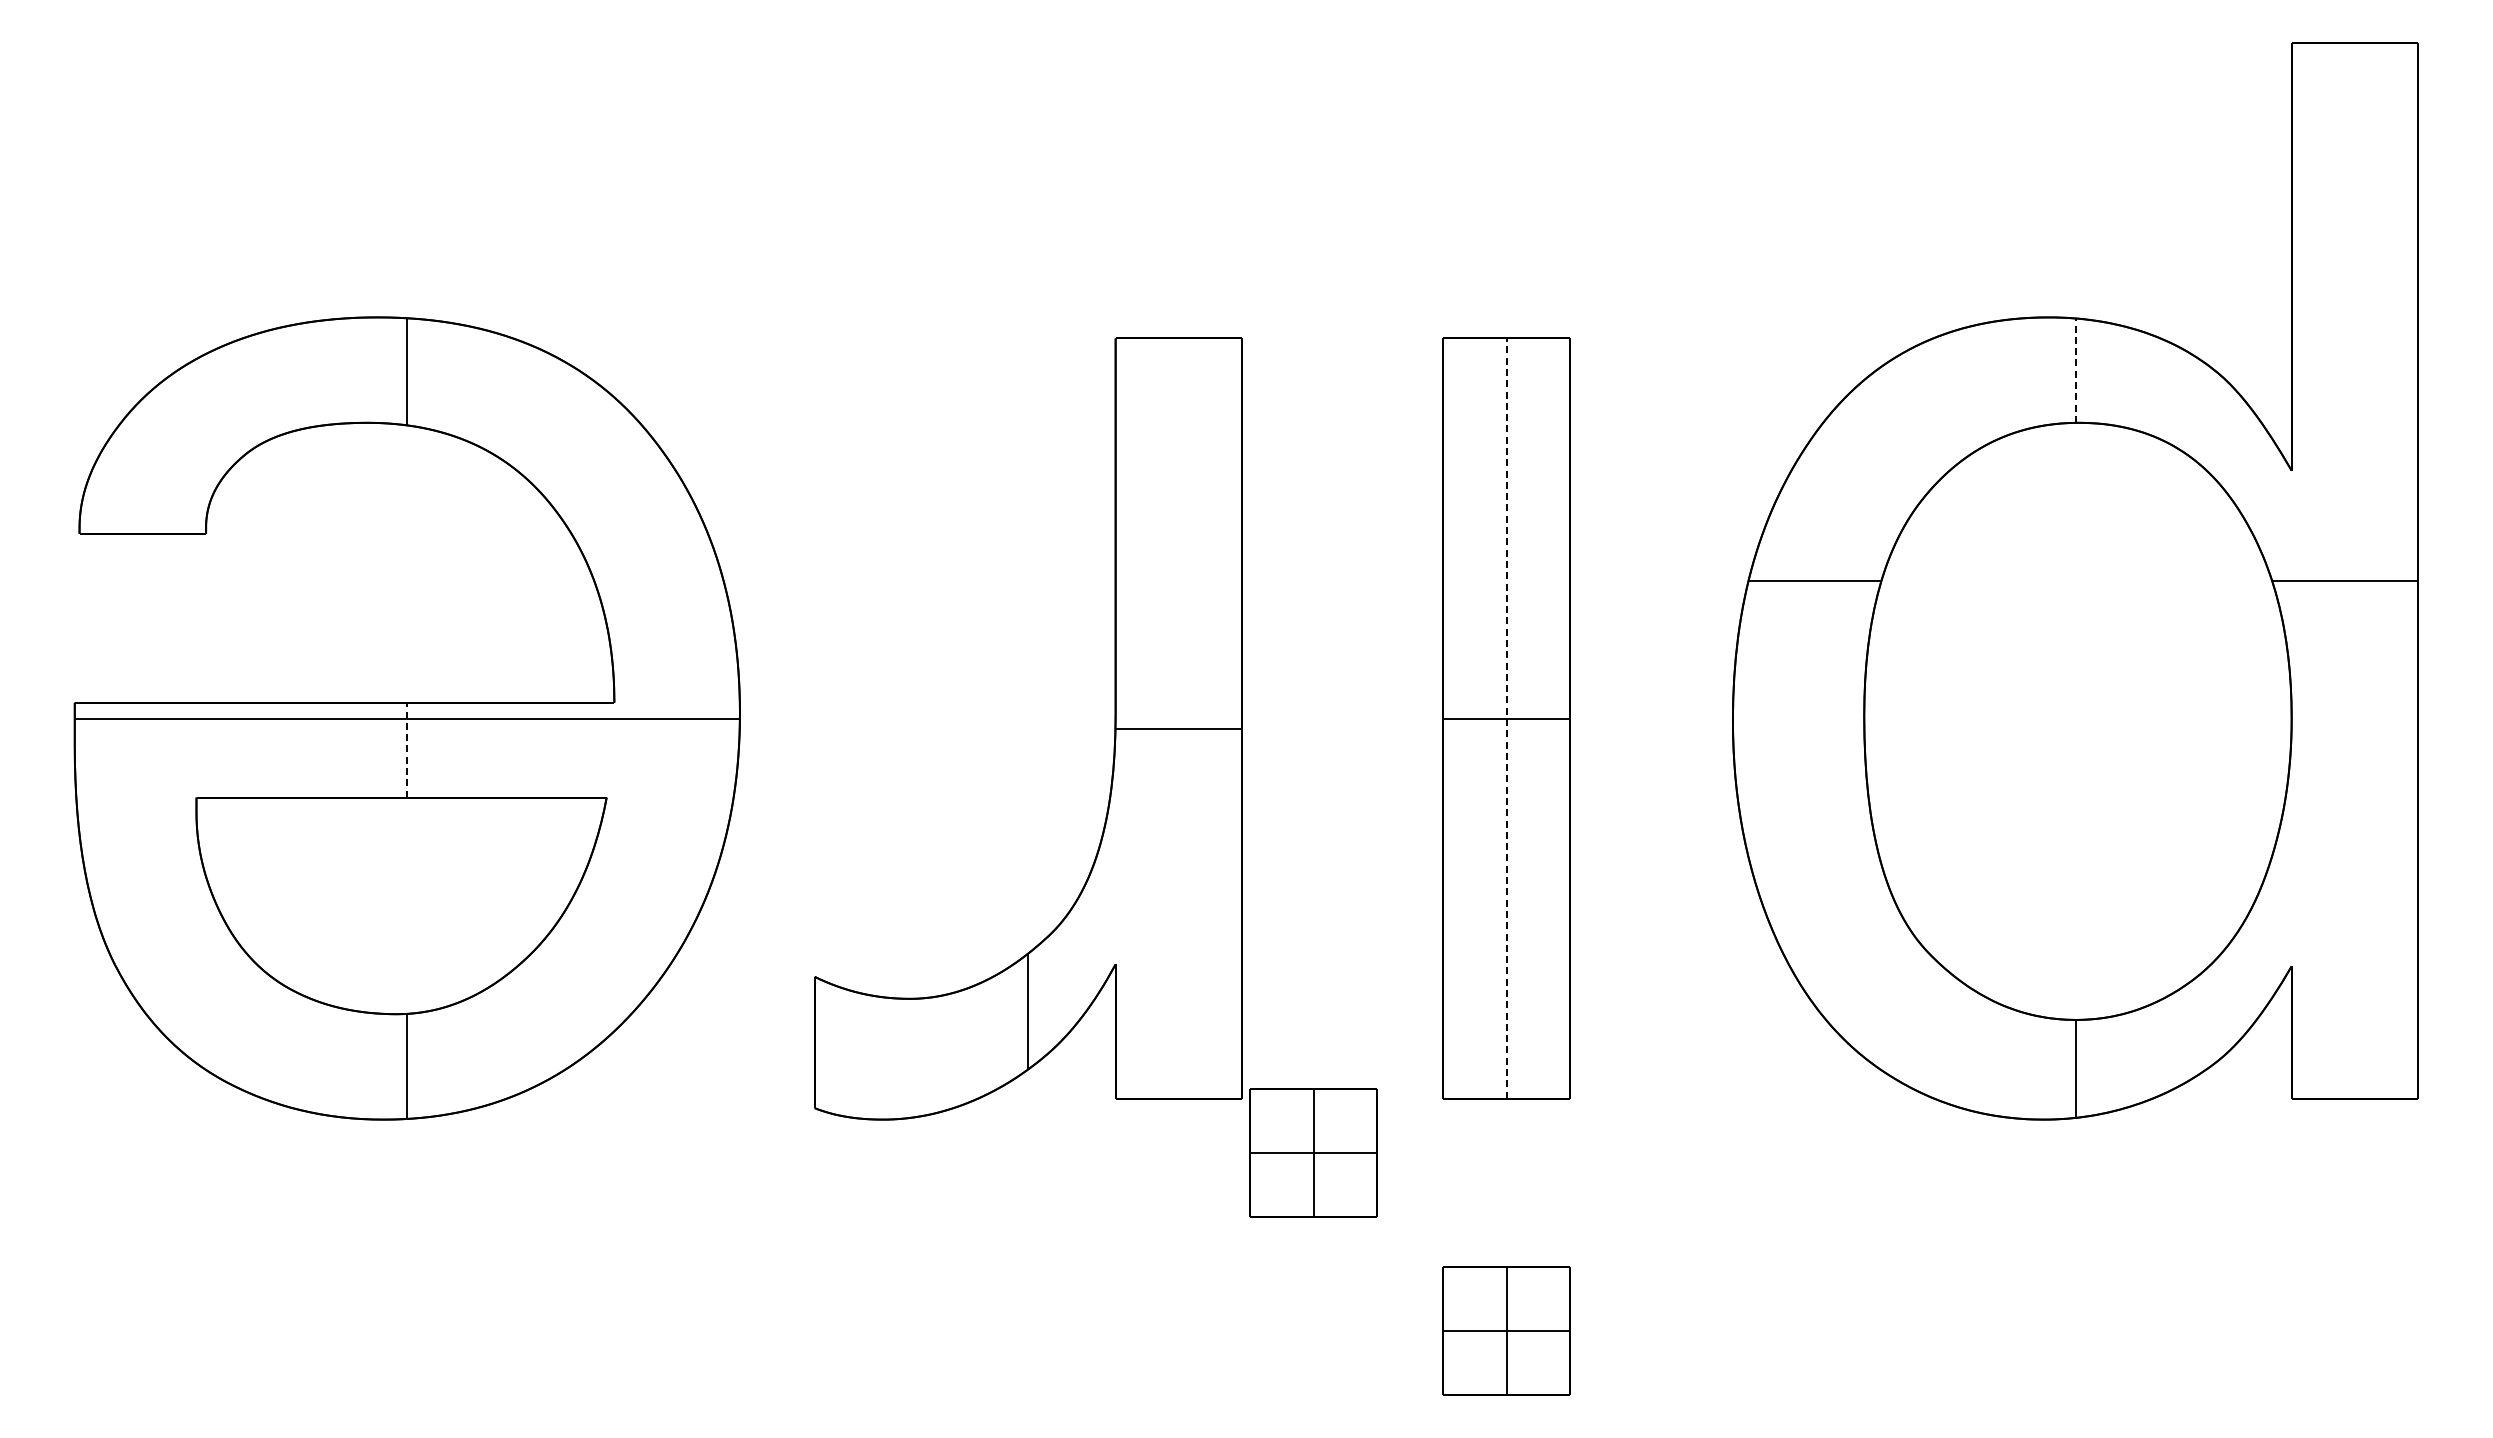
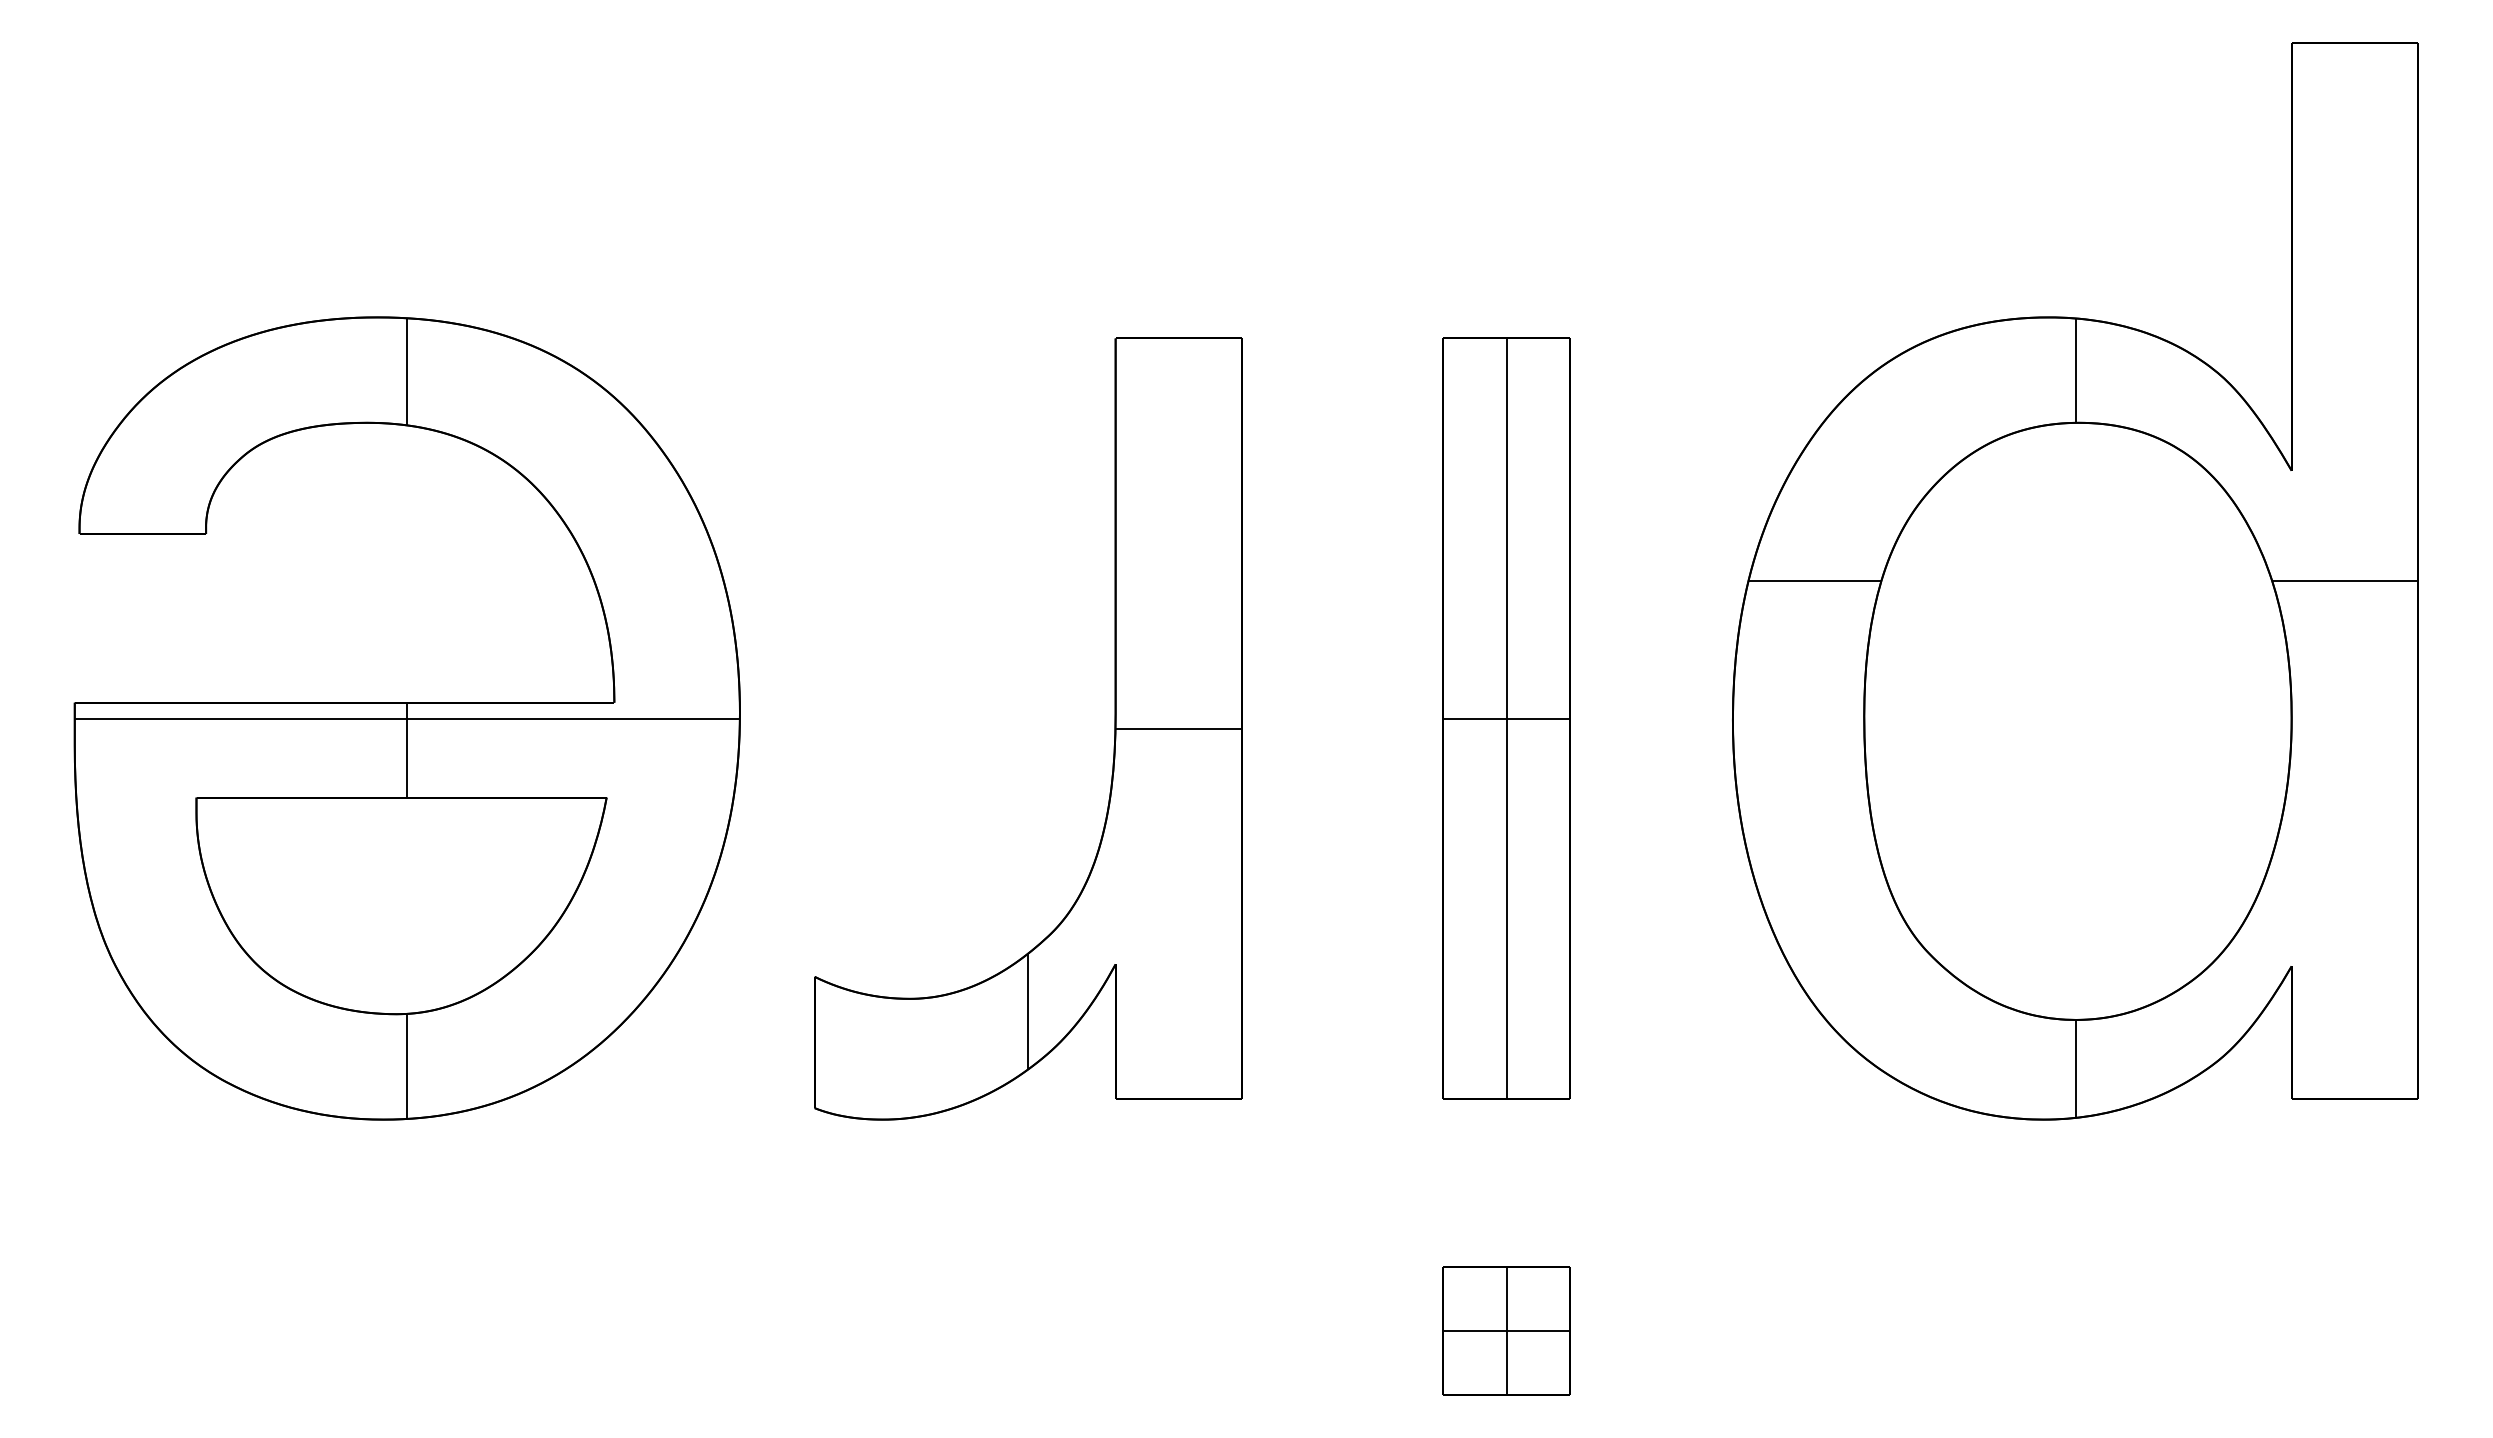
line: dashed -> solid (2075, 370)
line: dashed -> solid (1506, 718)
line: dashed -> solid (407, 749)
part: present -> none (1313, 1152)
